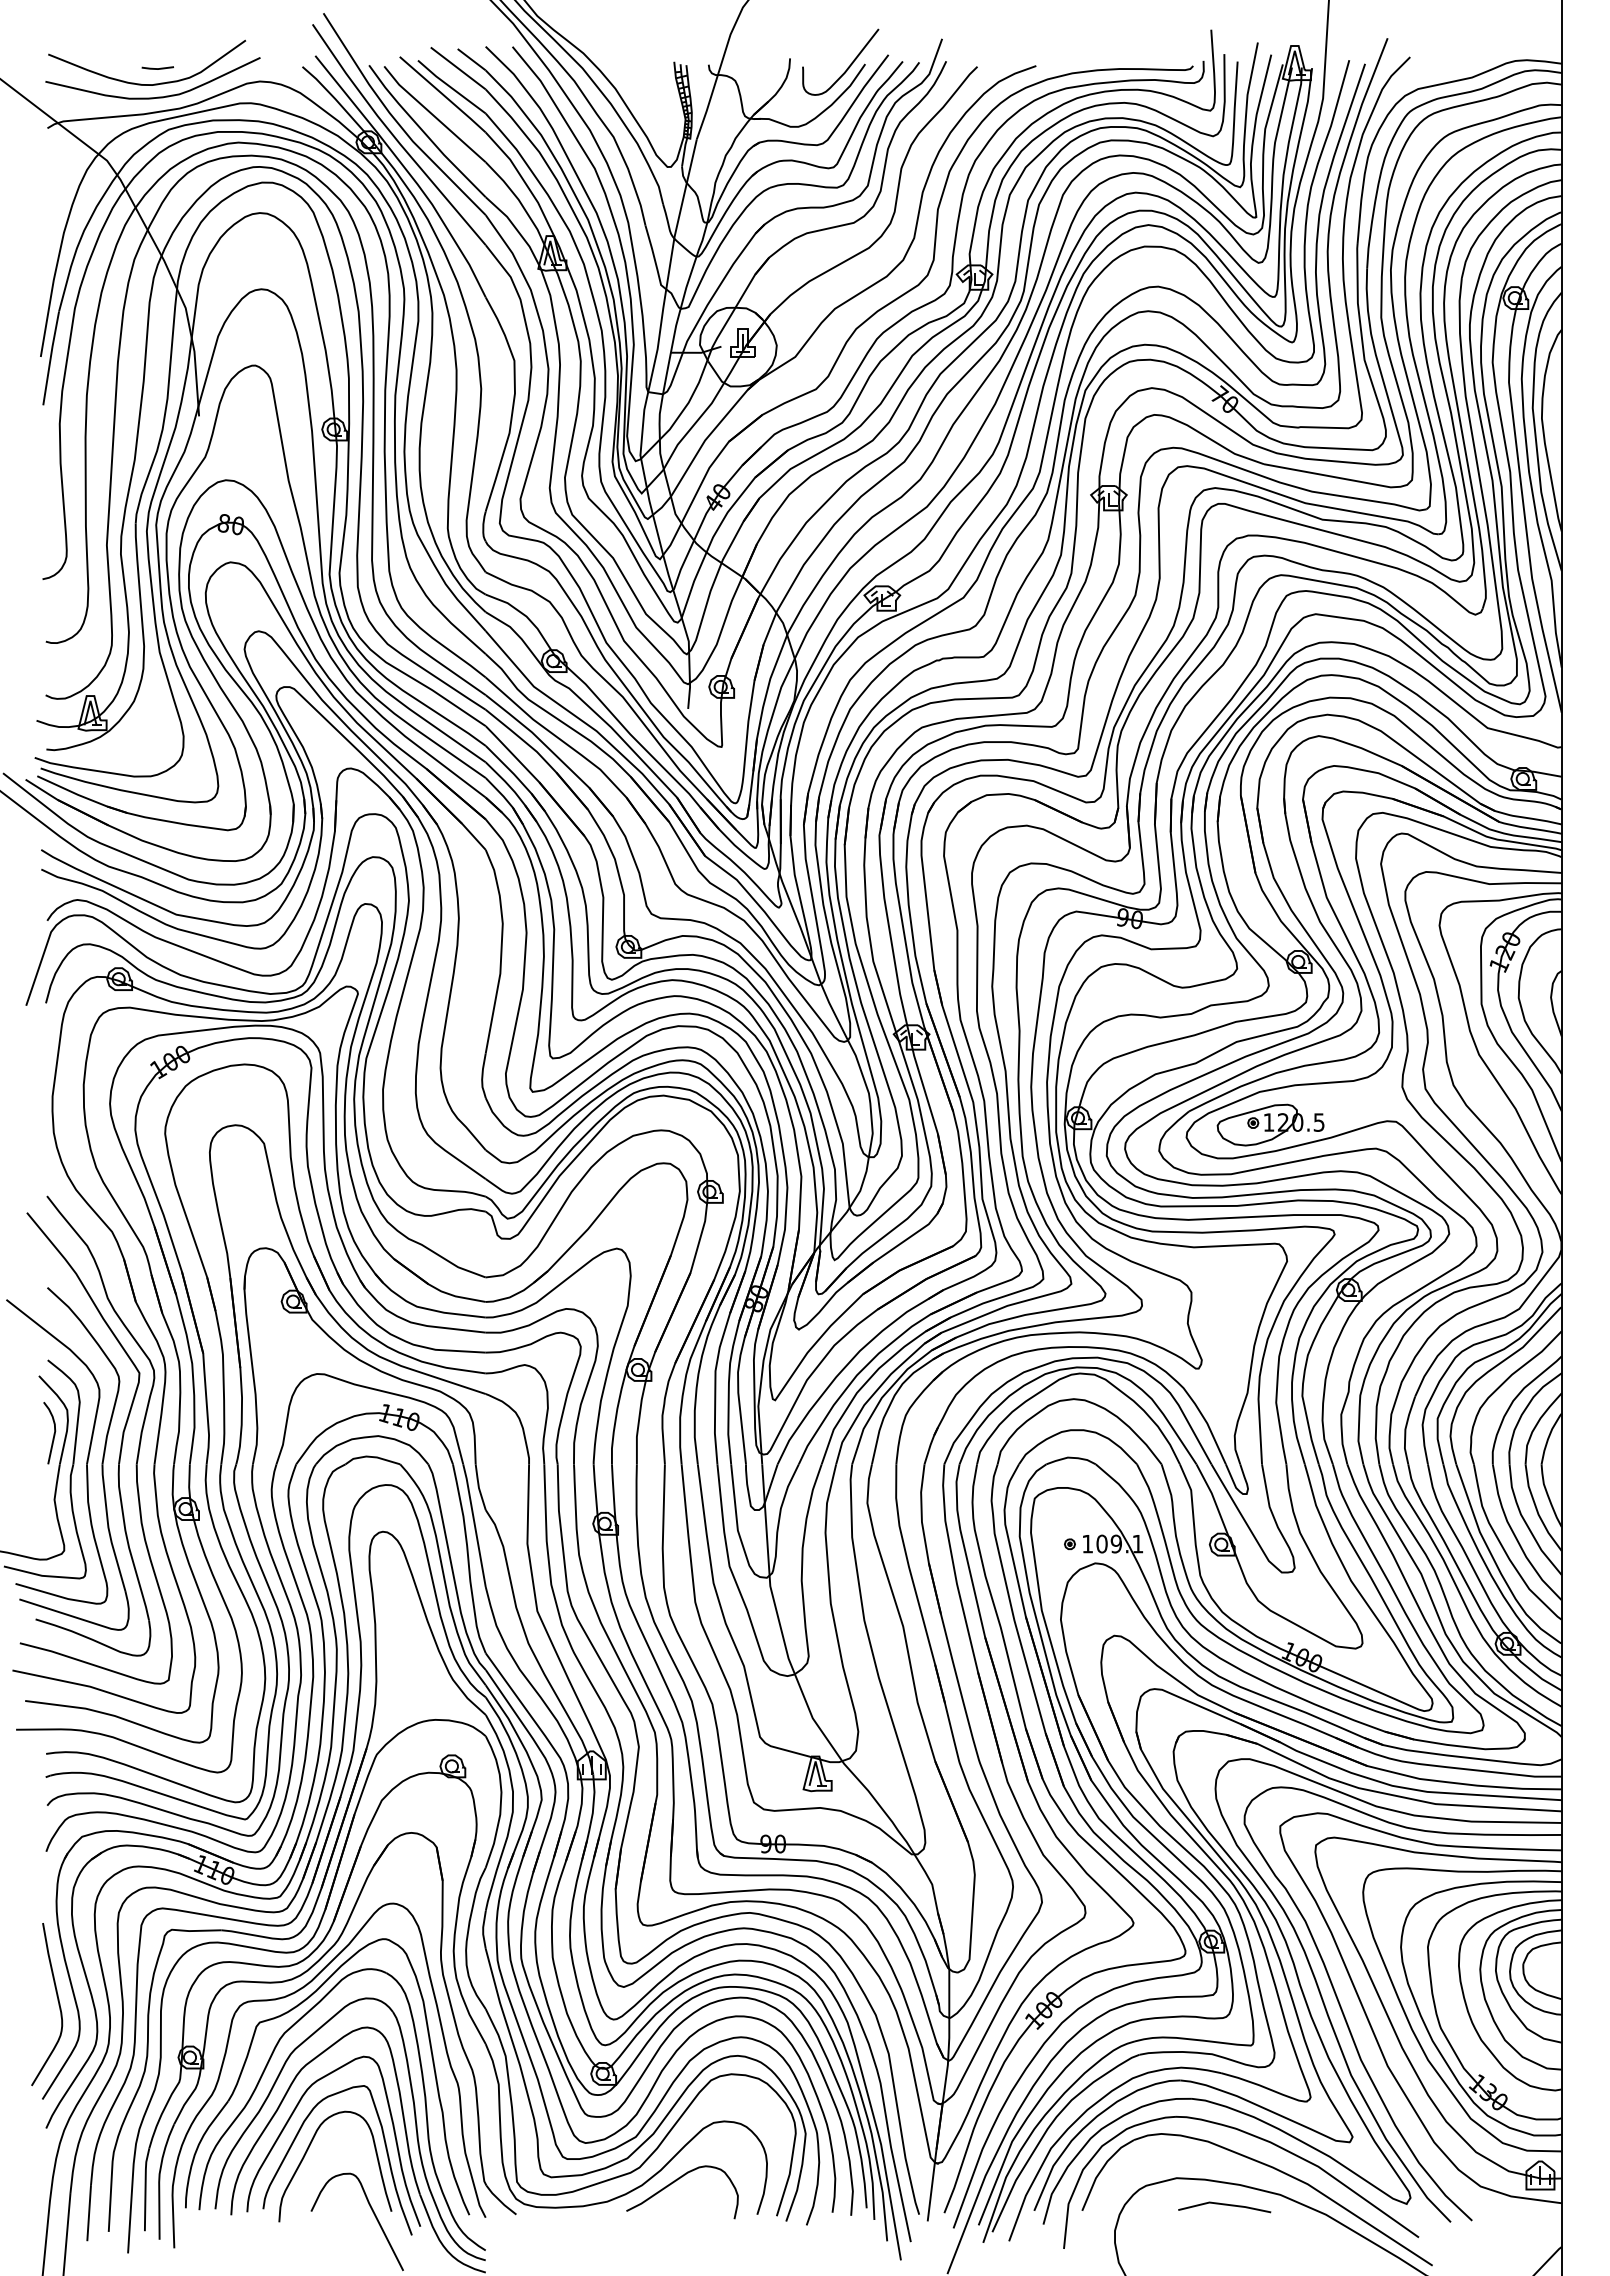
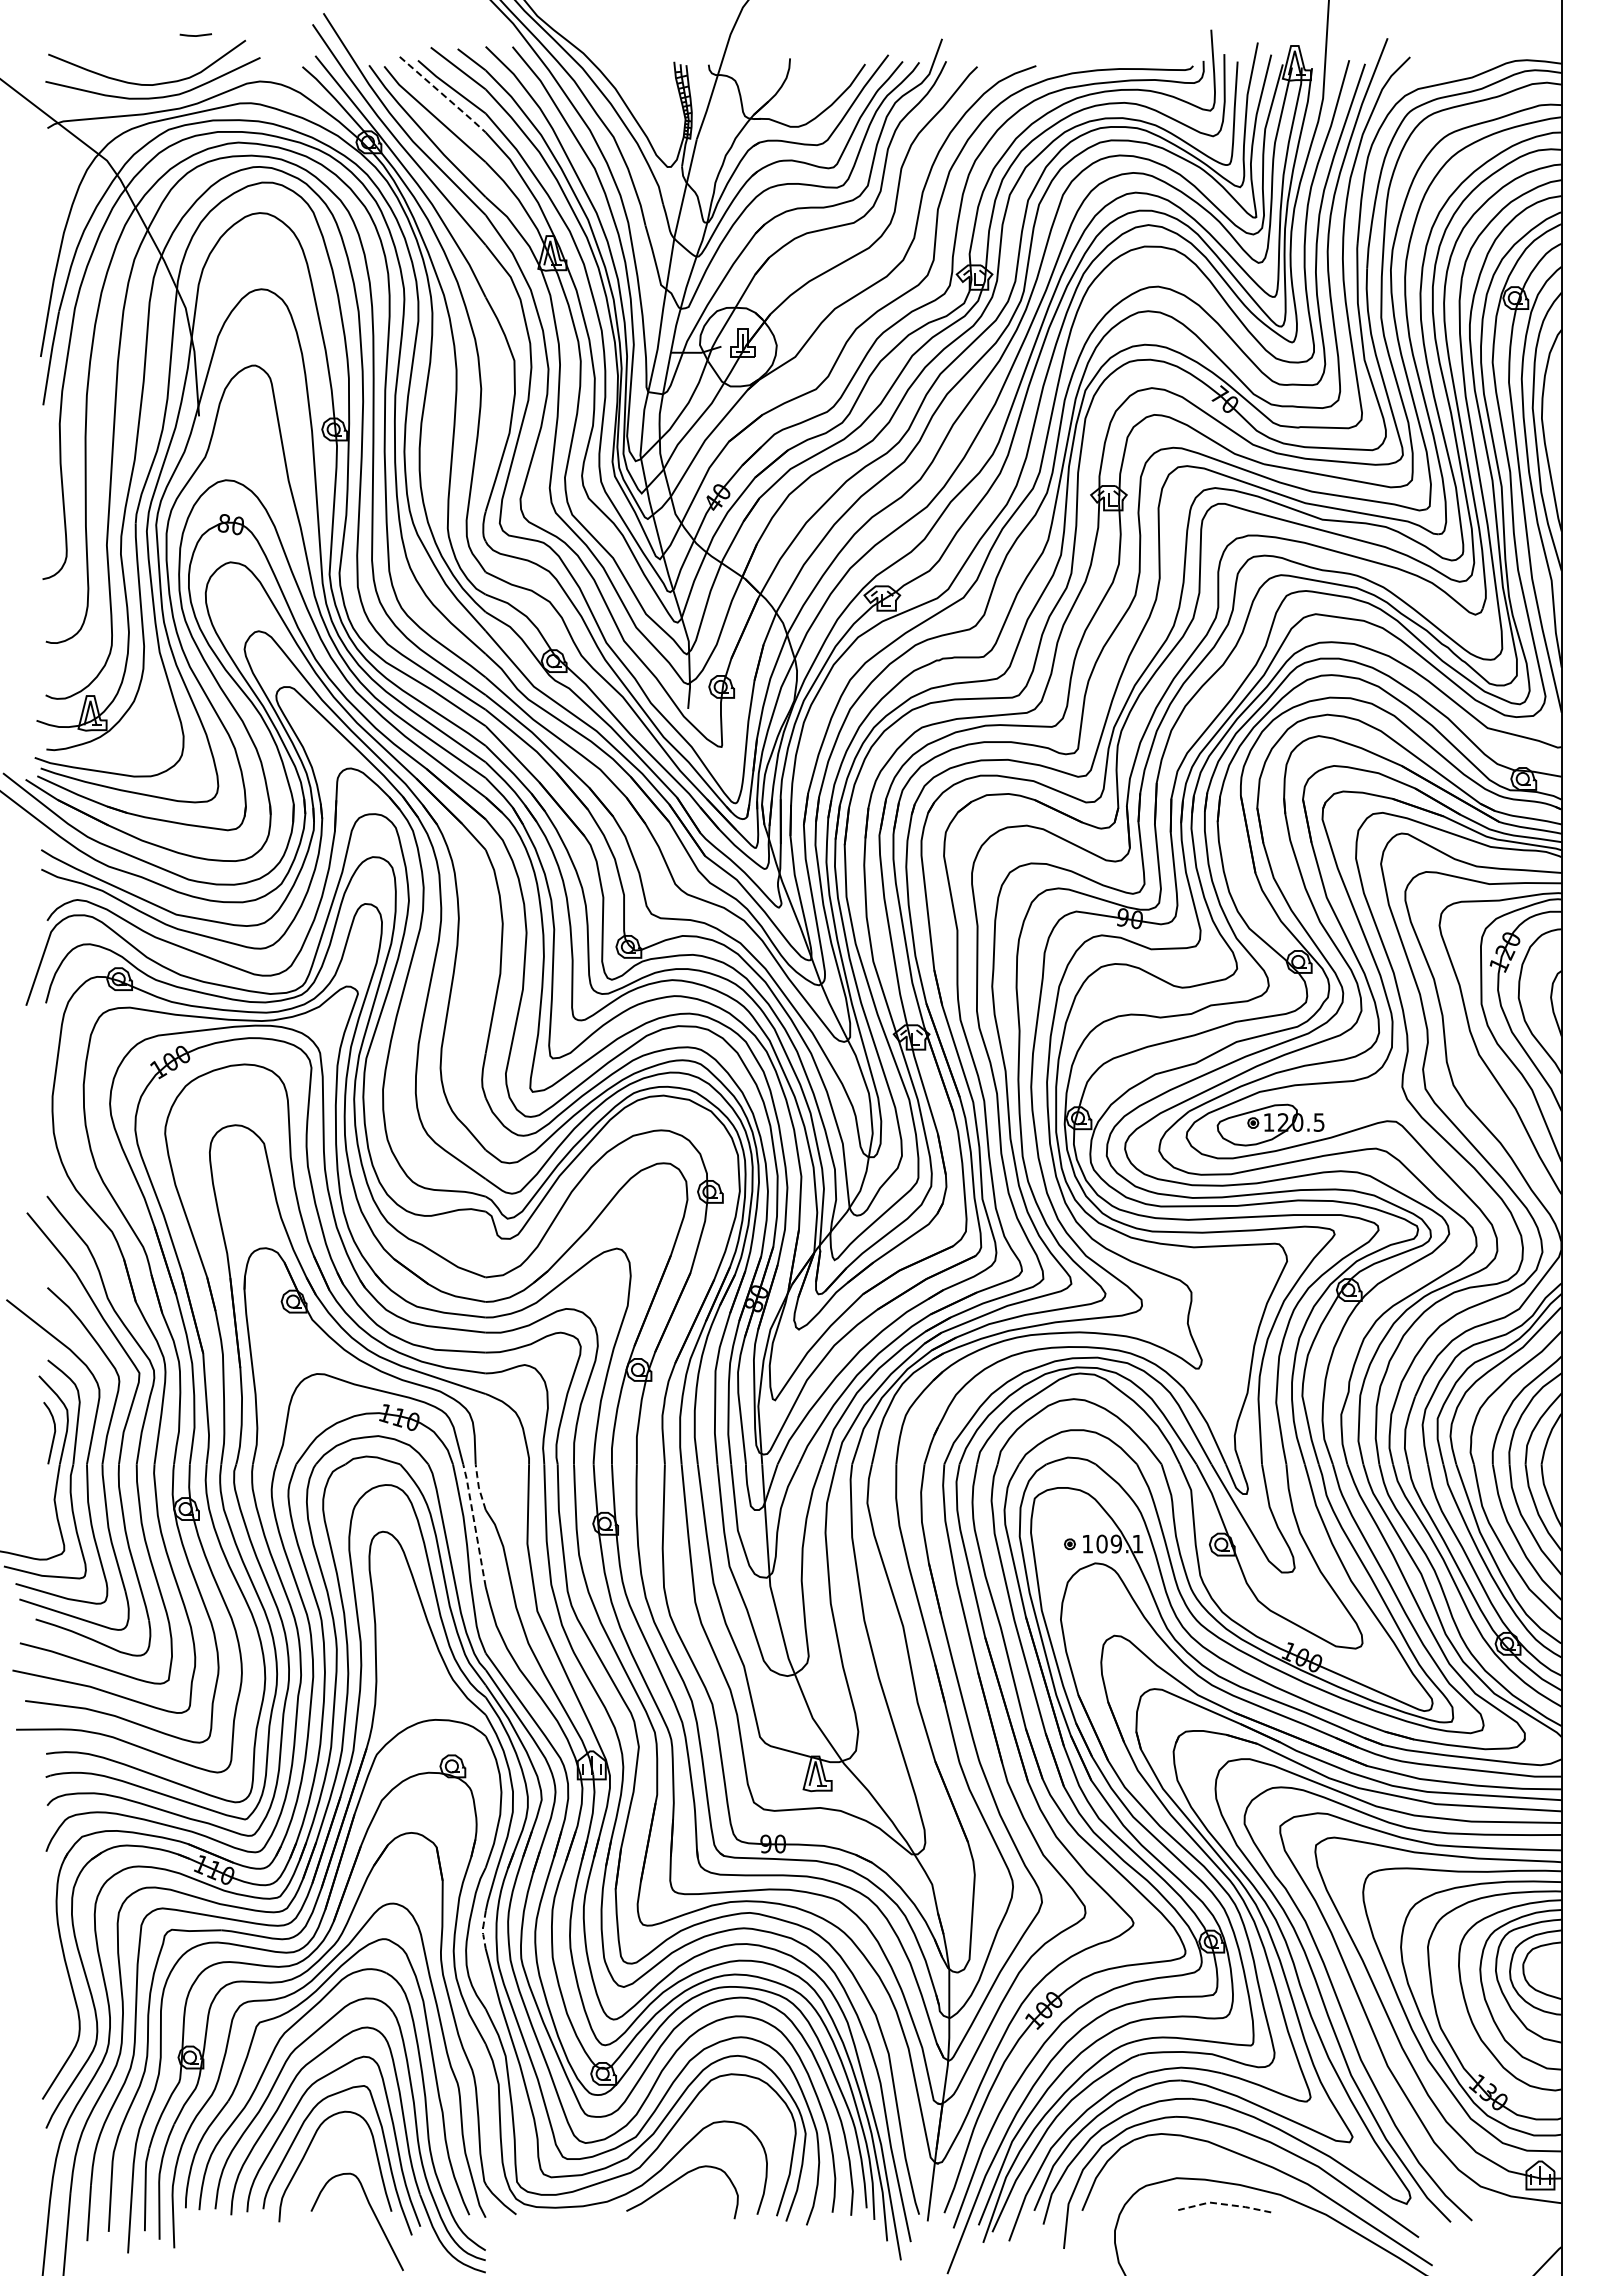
curve: present -> none (847, 67)
line position: (157, 68) -> (195, 35) (195, 35)
line: solid -> dashed (443, 95)
line: solid -> dashed (478, 1487)
line: solid -> dashed (474, 1524)
line: solid -> dashed (483, 1929)
curve: present -> none (57, 2001)
line: solid -> dashed (1224, 2204)
